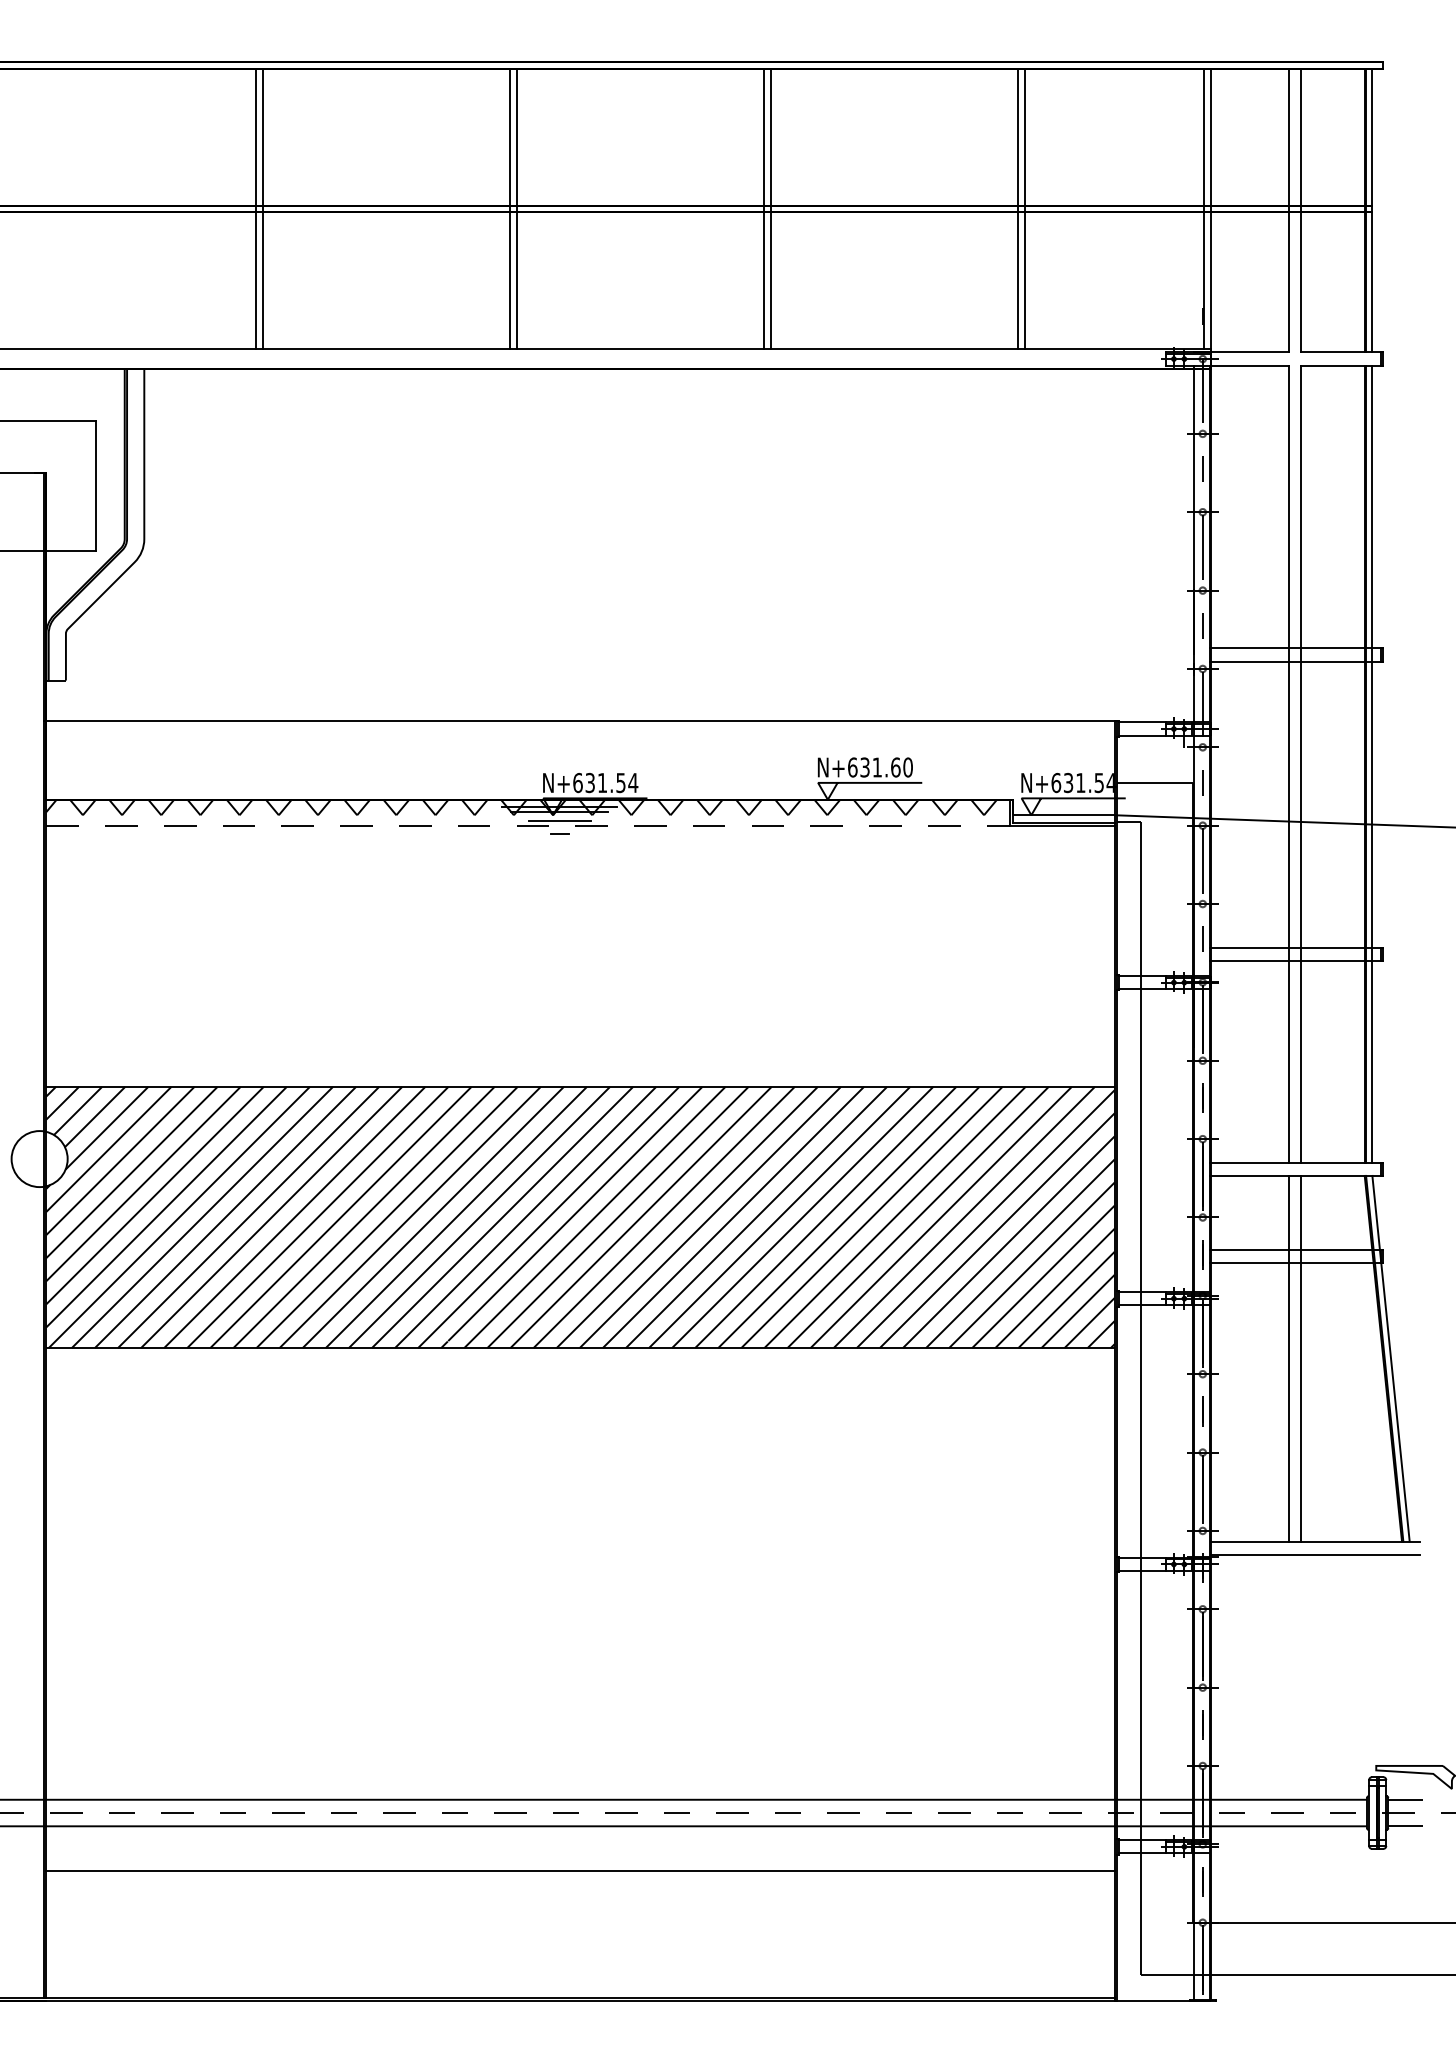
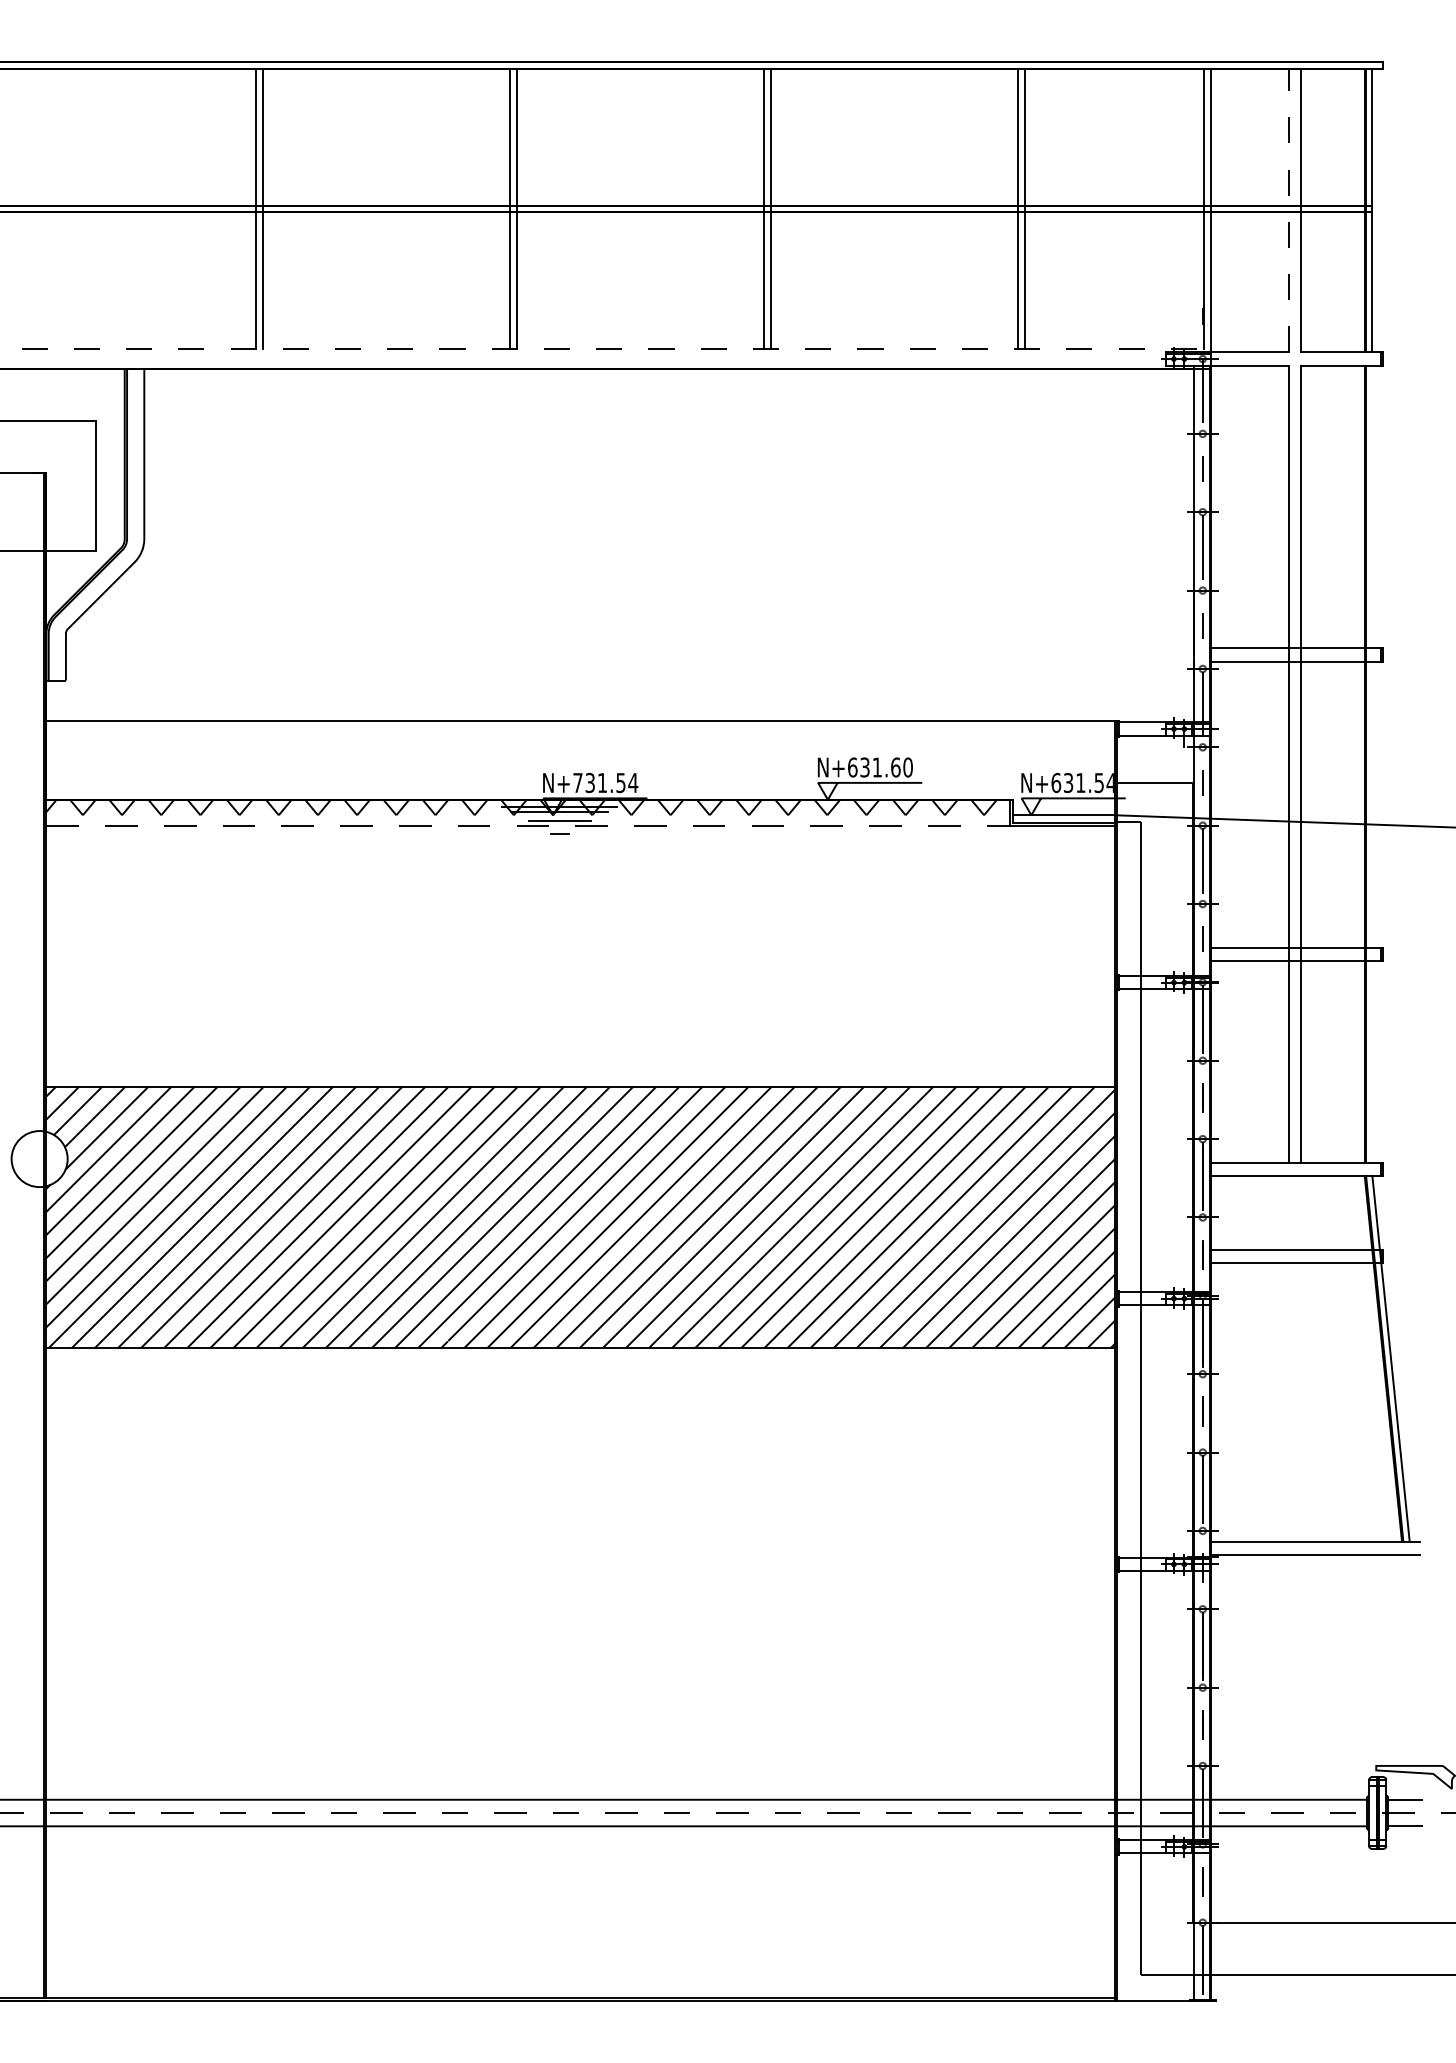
line: solid -> dashed (1288, 210)
line: solid -> dashed (606, 349)
line: present -> none (1372, 763)
text: N+631.54 -> N+731.54 (577, 782)
line: present -> none (1288, 1358)
line: present -> none (1301, 1358)
line: present -> none (580, 1870)
